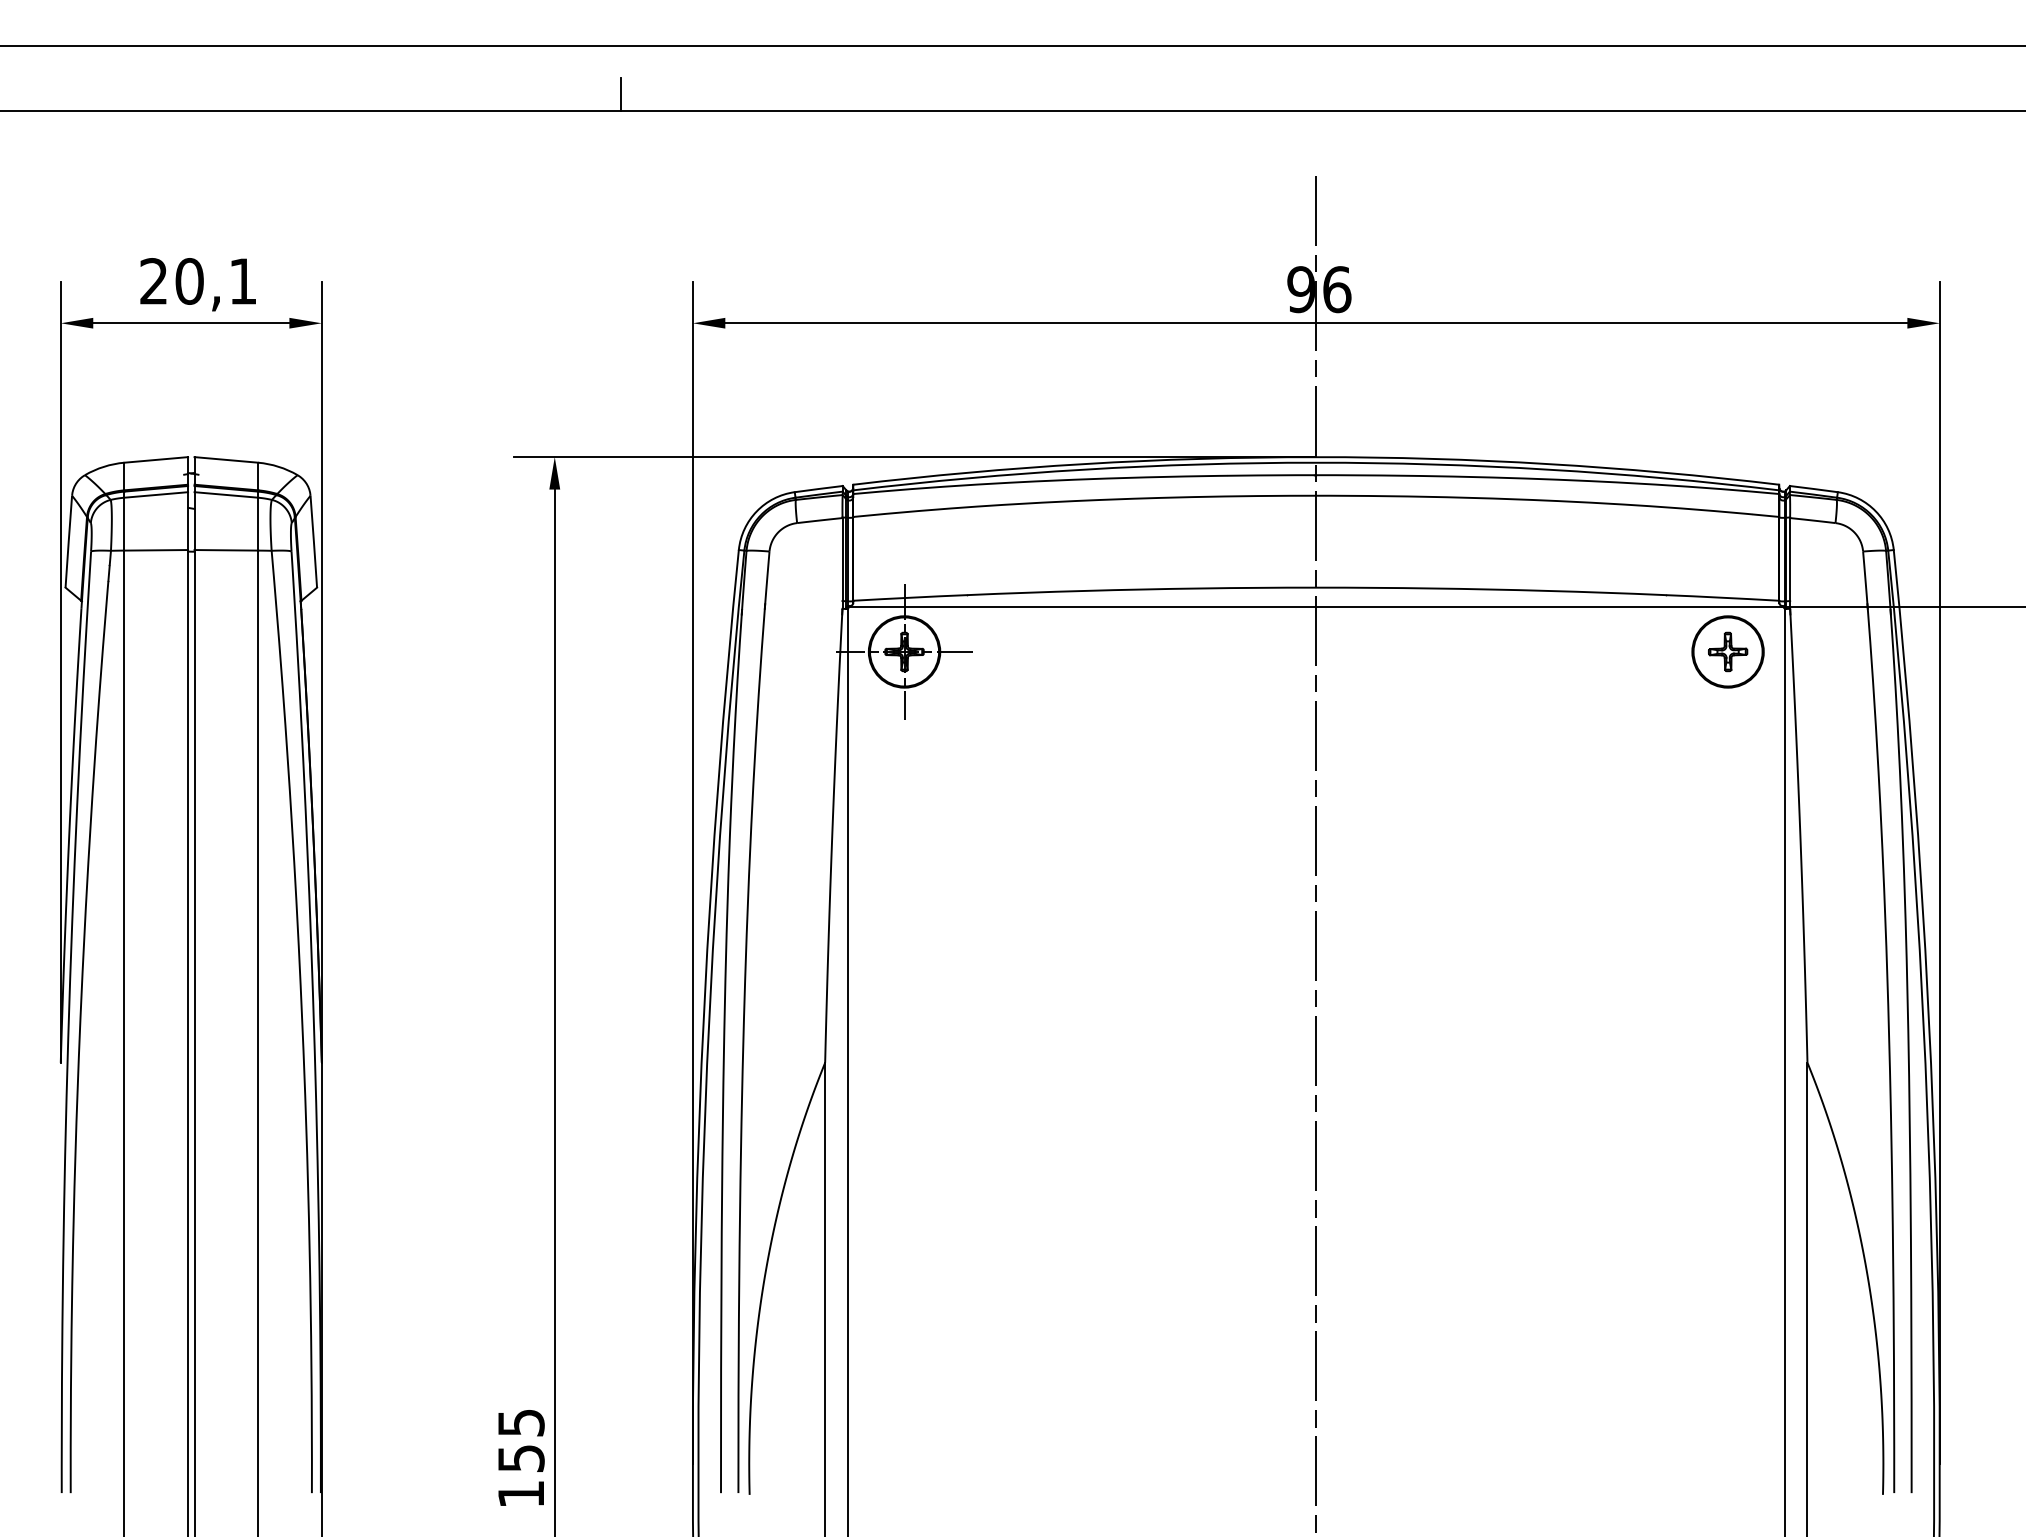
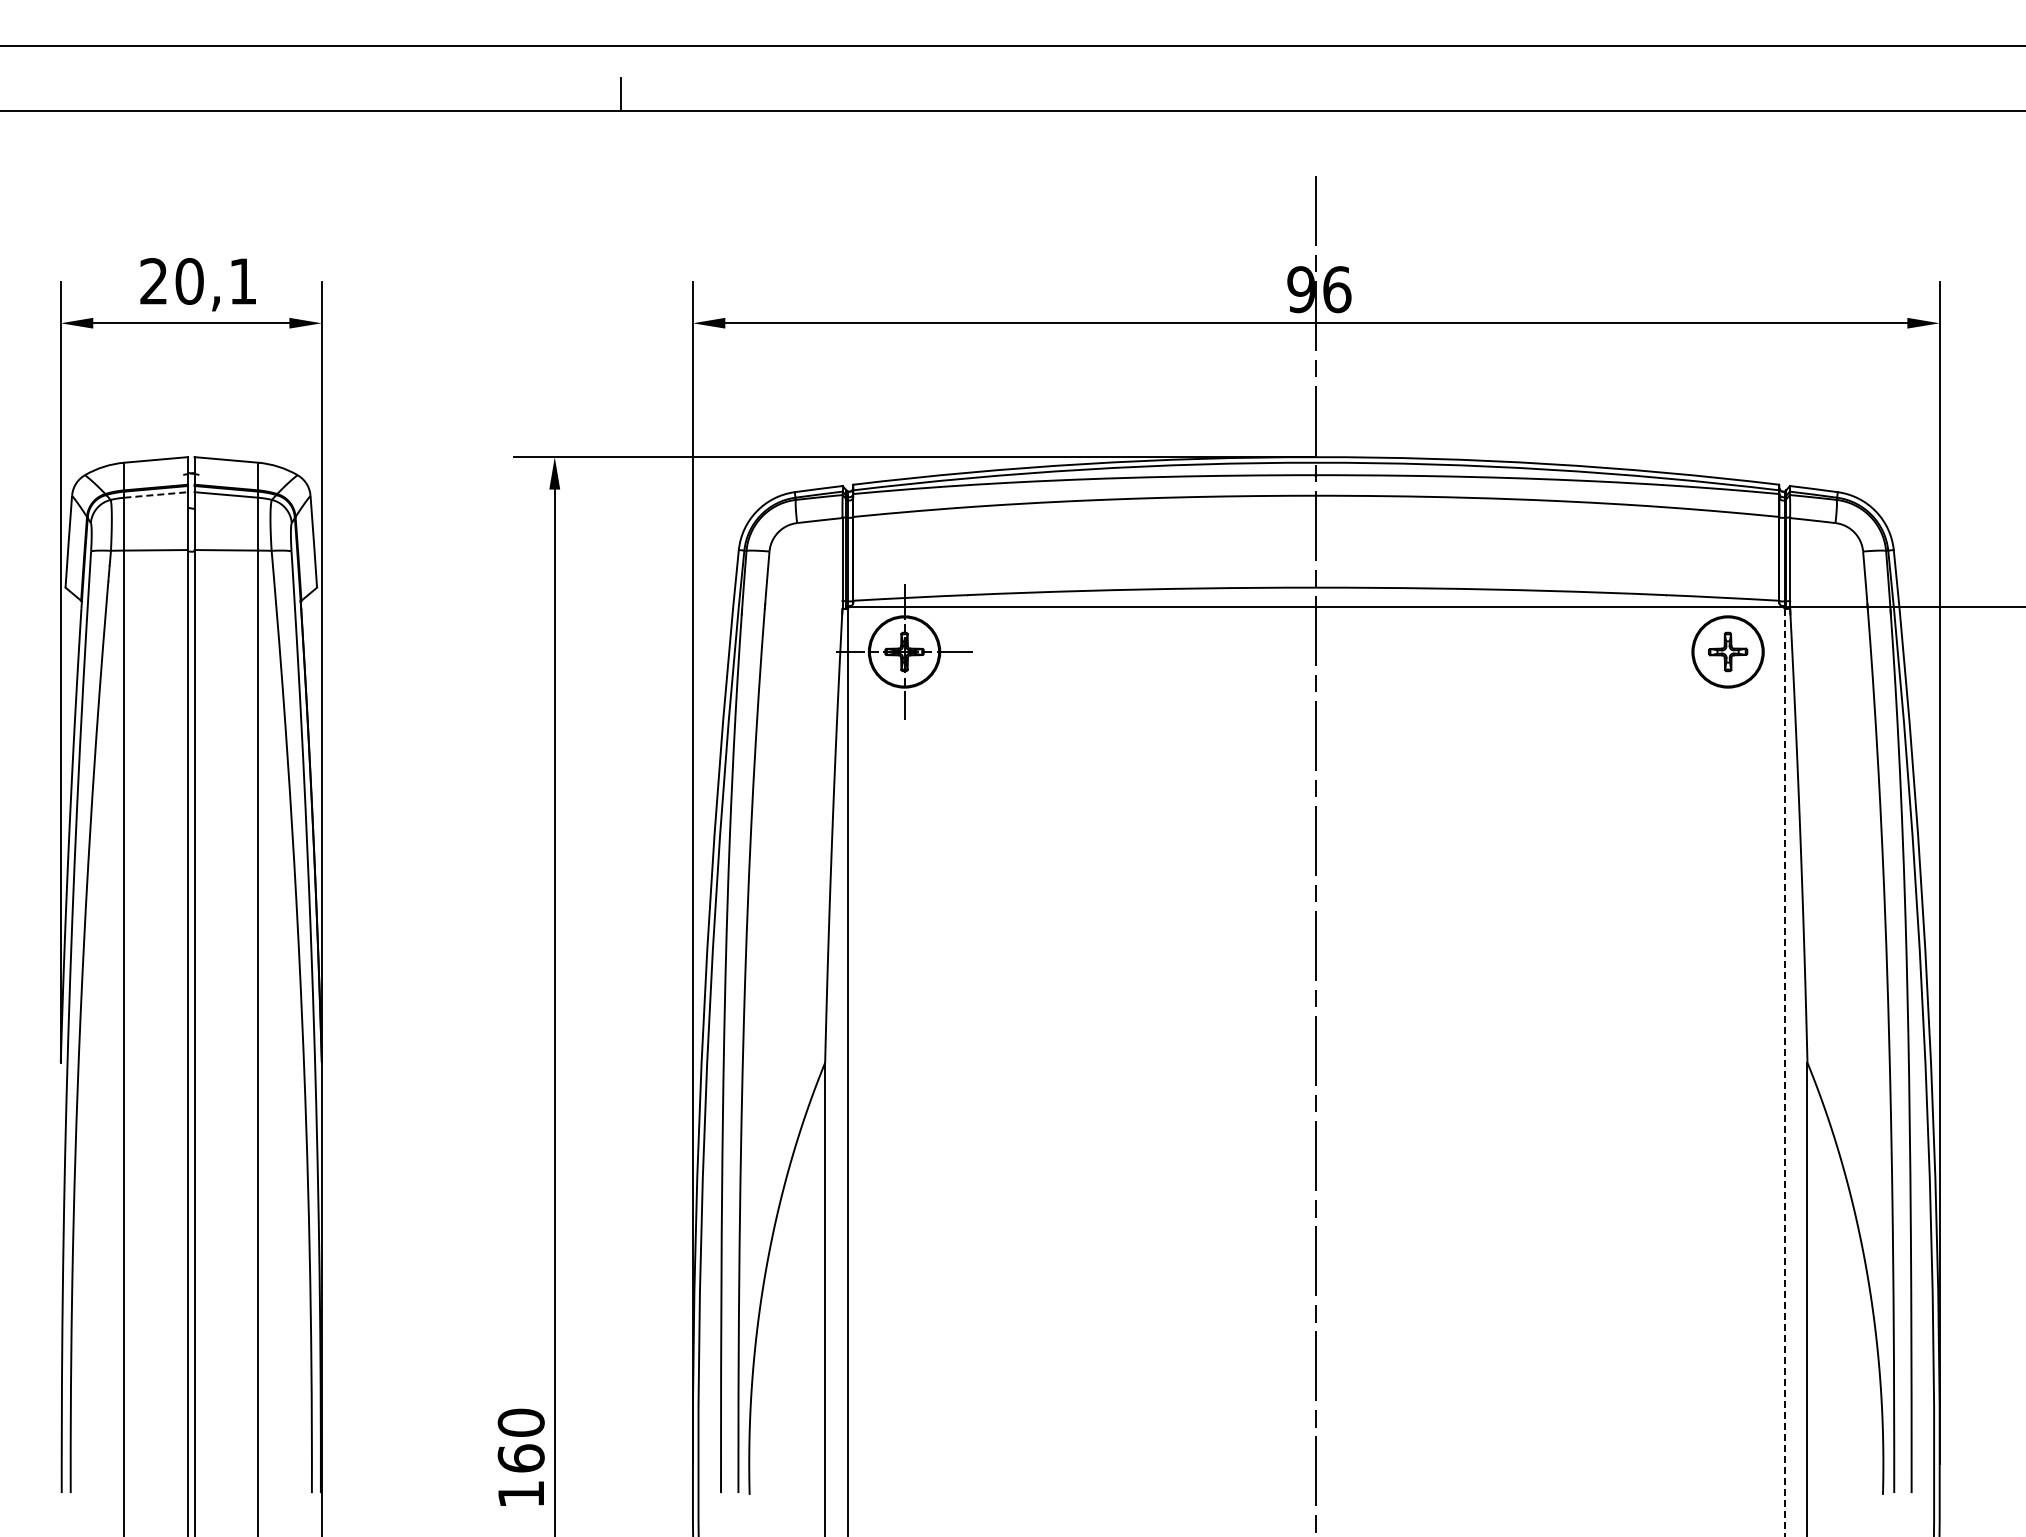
line: solid -> dashed (156, 494)
line: solid -> dashed (1784, 1073)
text: 155 -> 160 (520, 1440)
